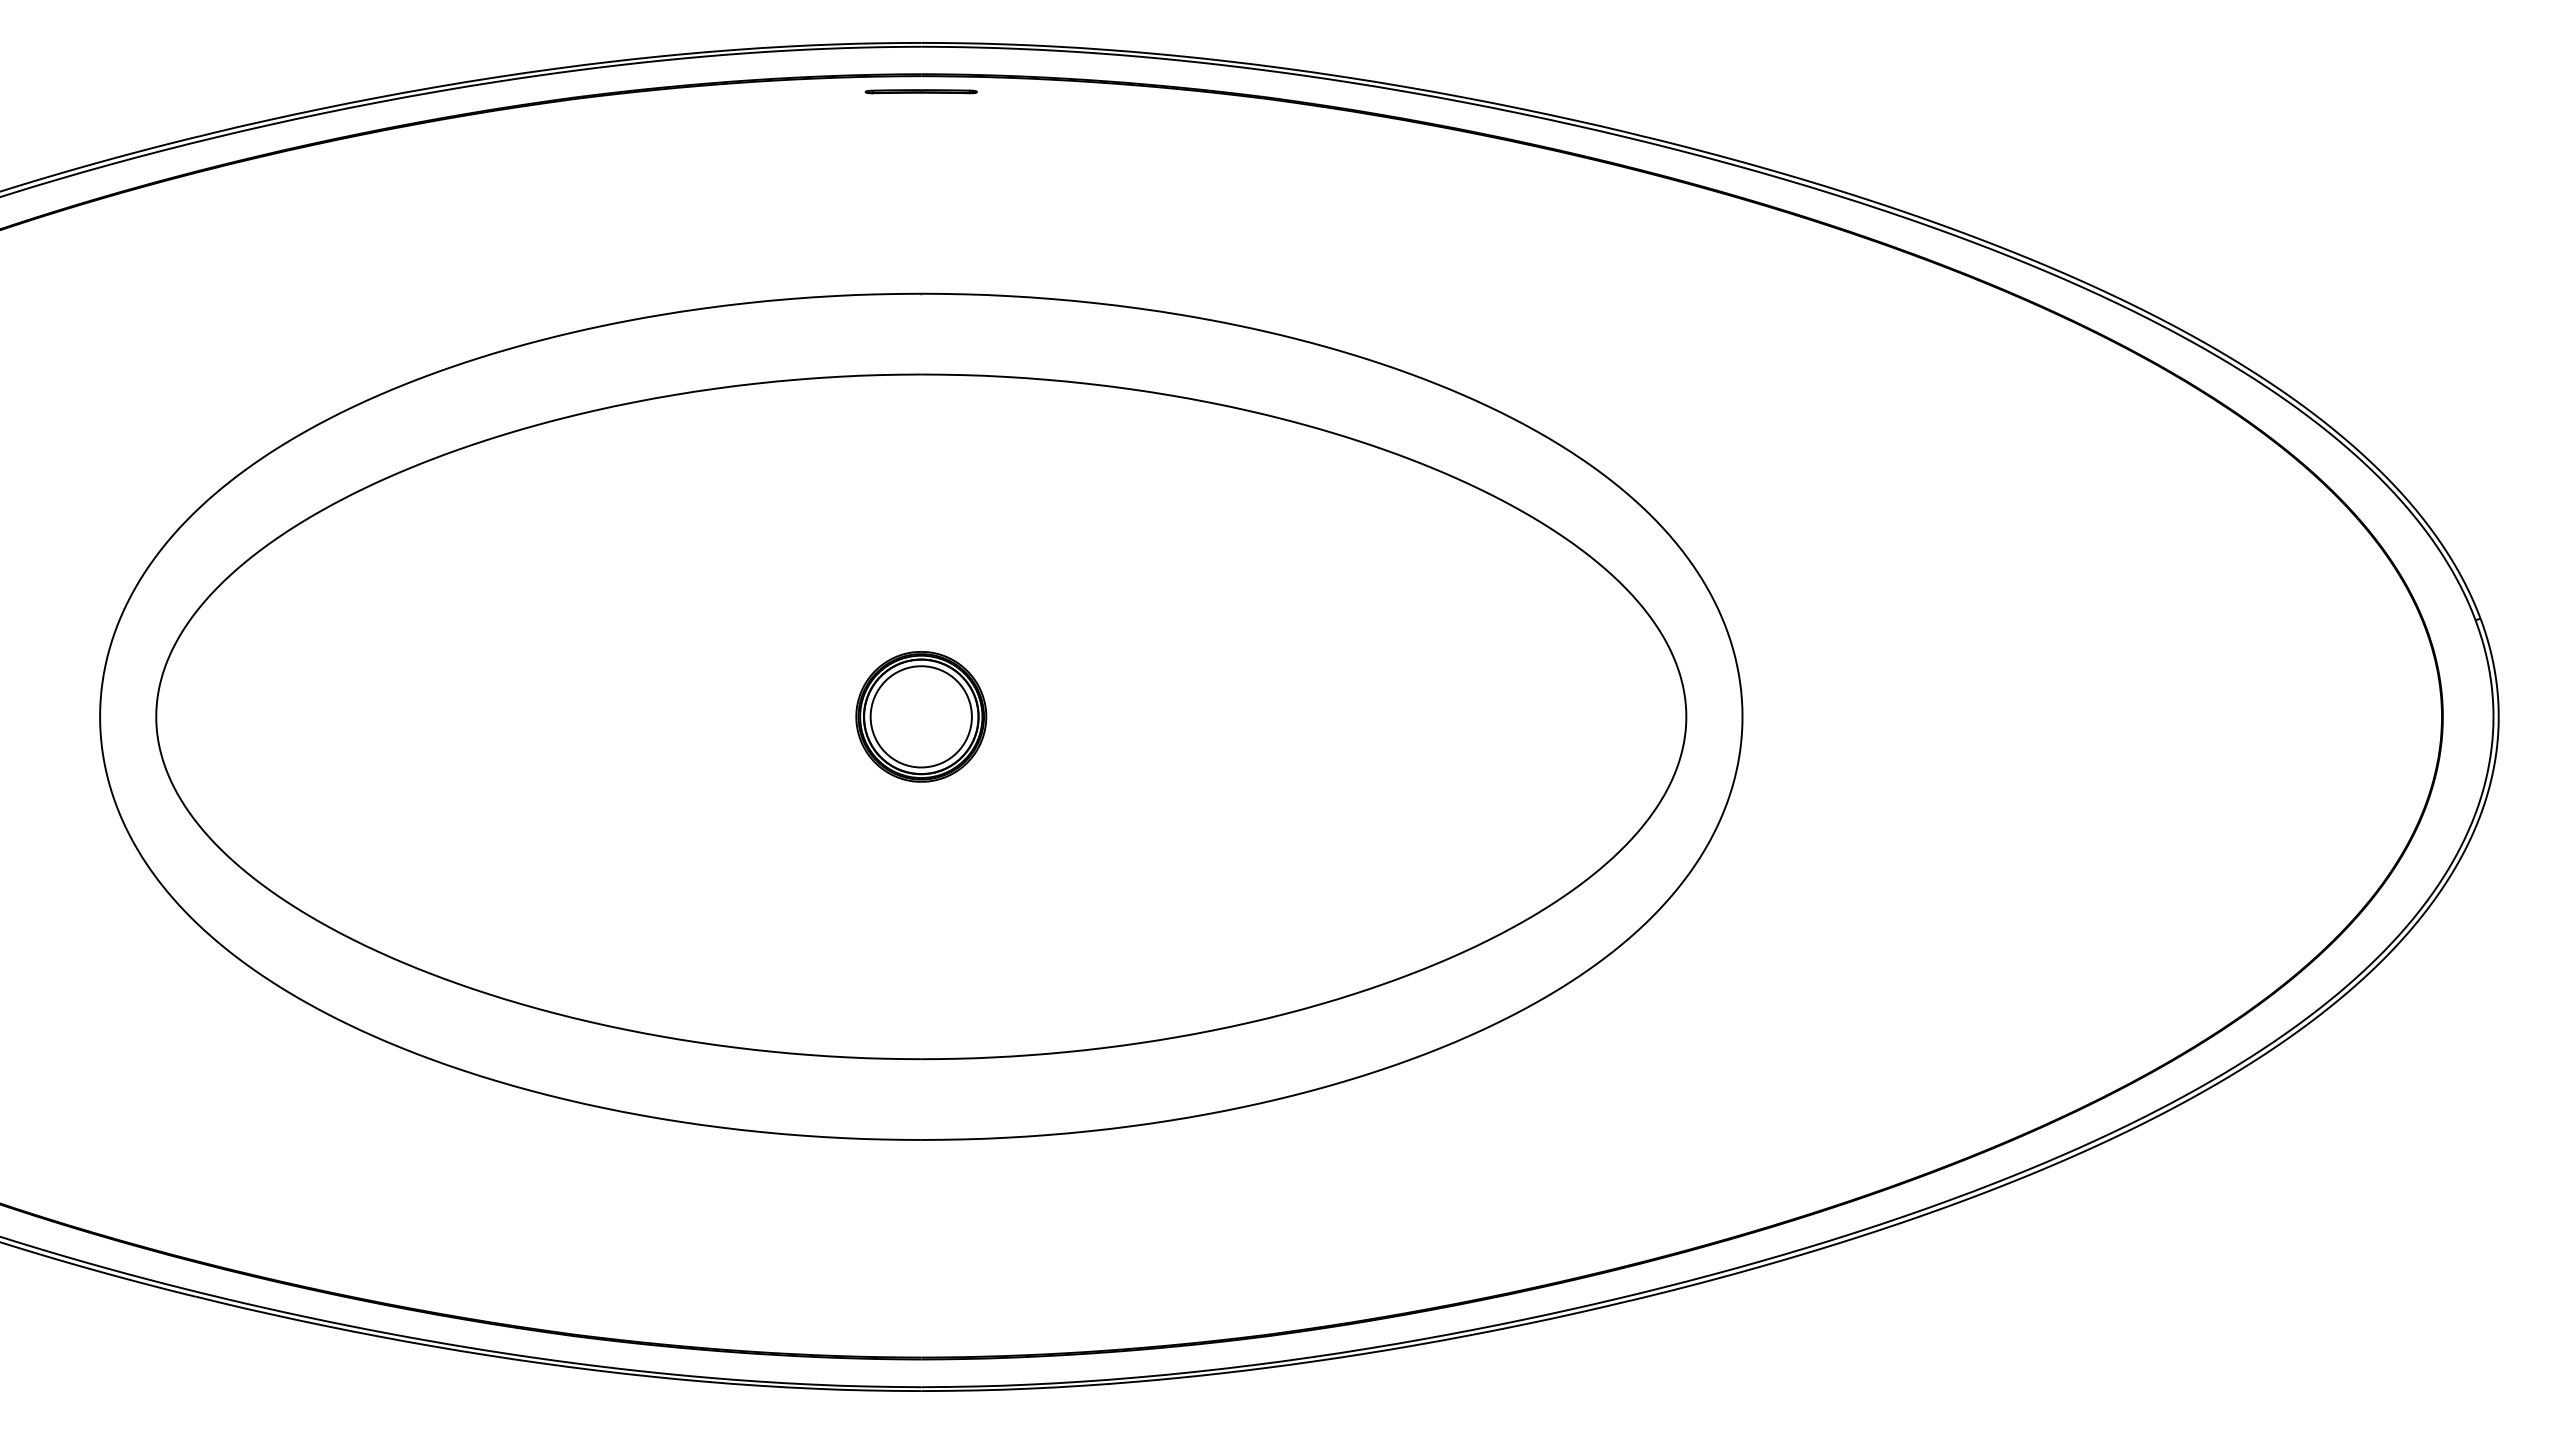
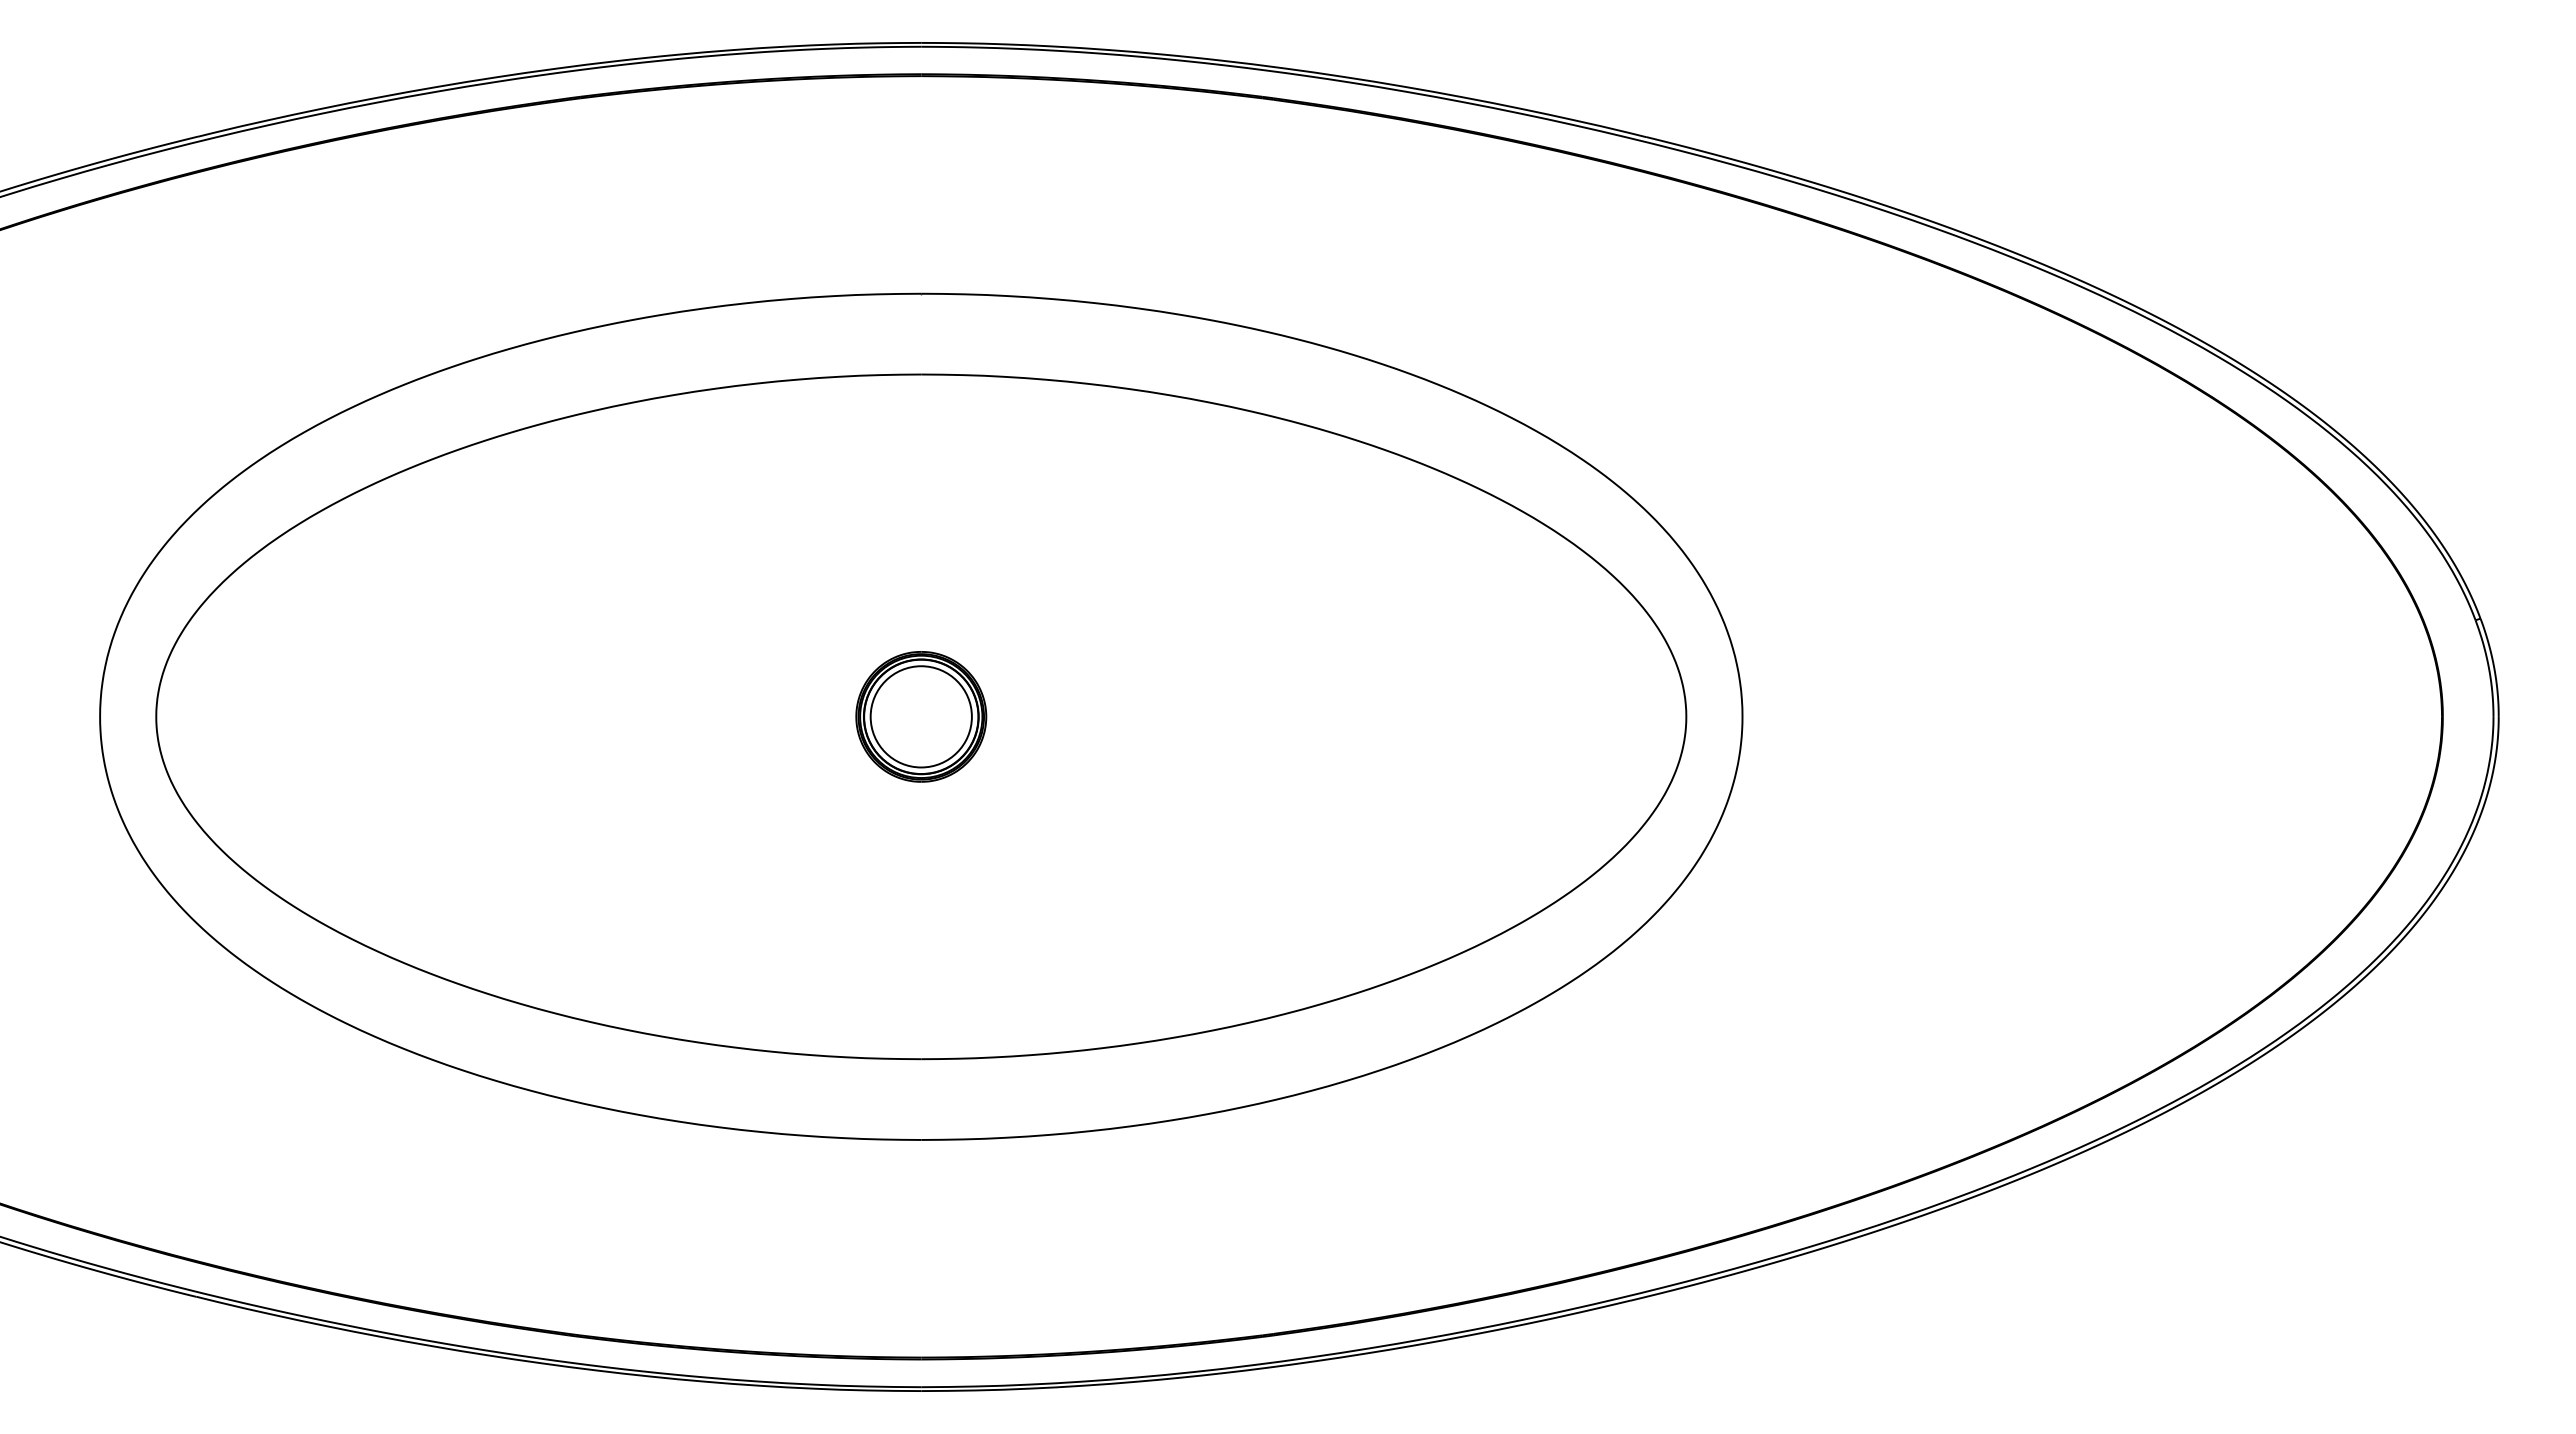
part: present -> none (920, 91)
